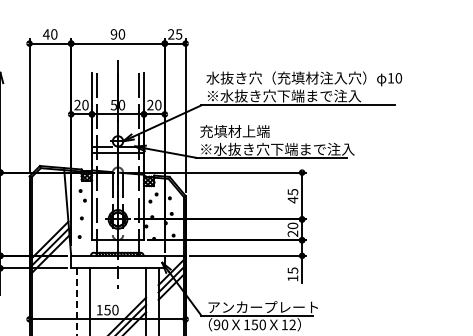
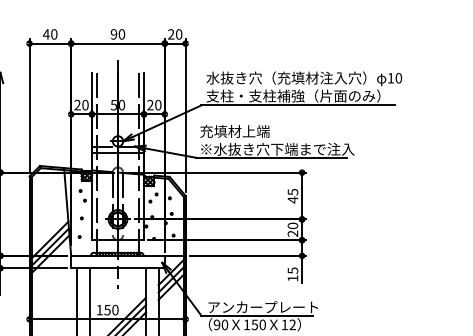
text: 25 -> 20 (178, 34)
text: ※水抜き穴下端まで注入 -> 支柱・支柱補強（片面のみ） (293, 95)
line: dashed -> solid (77, 302)
